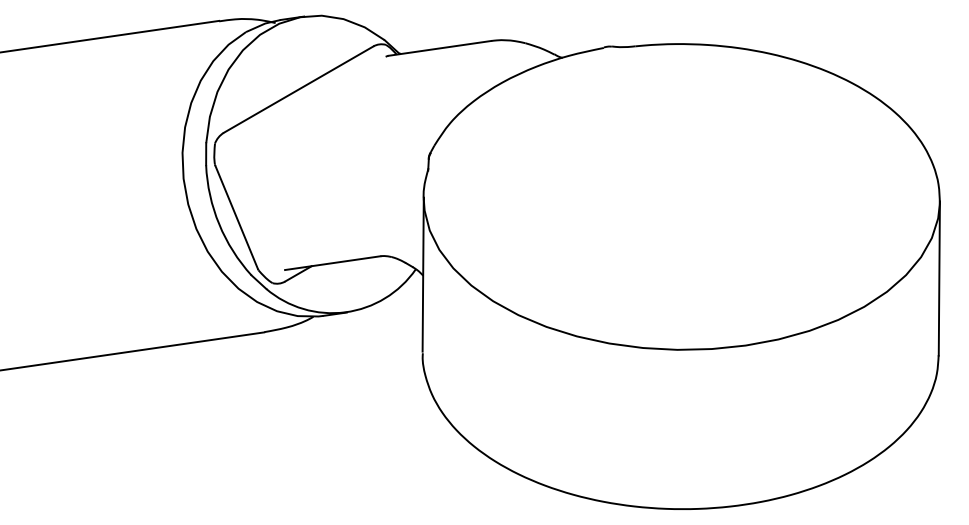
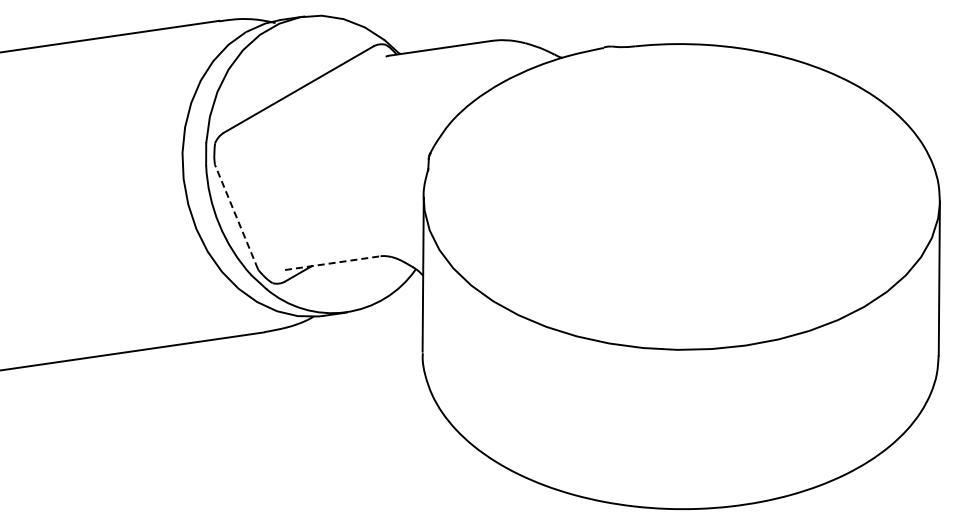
line: solid -> dashed (236, 217)
line: solid -> dashed (333, 263)
